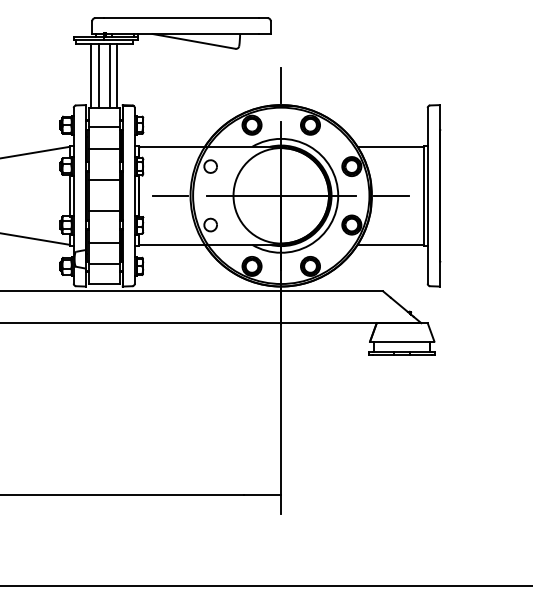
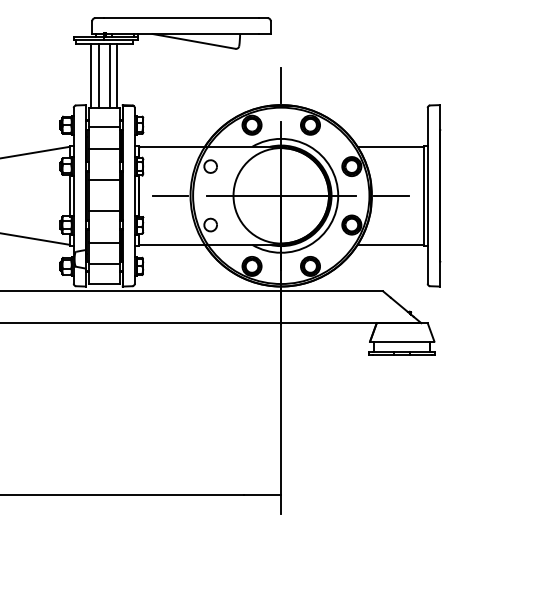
line: present -> none (265, 585)
